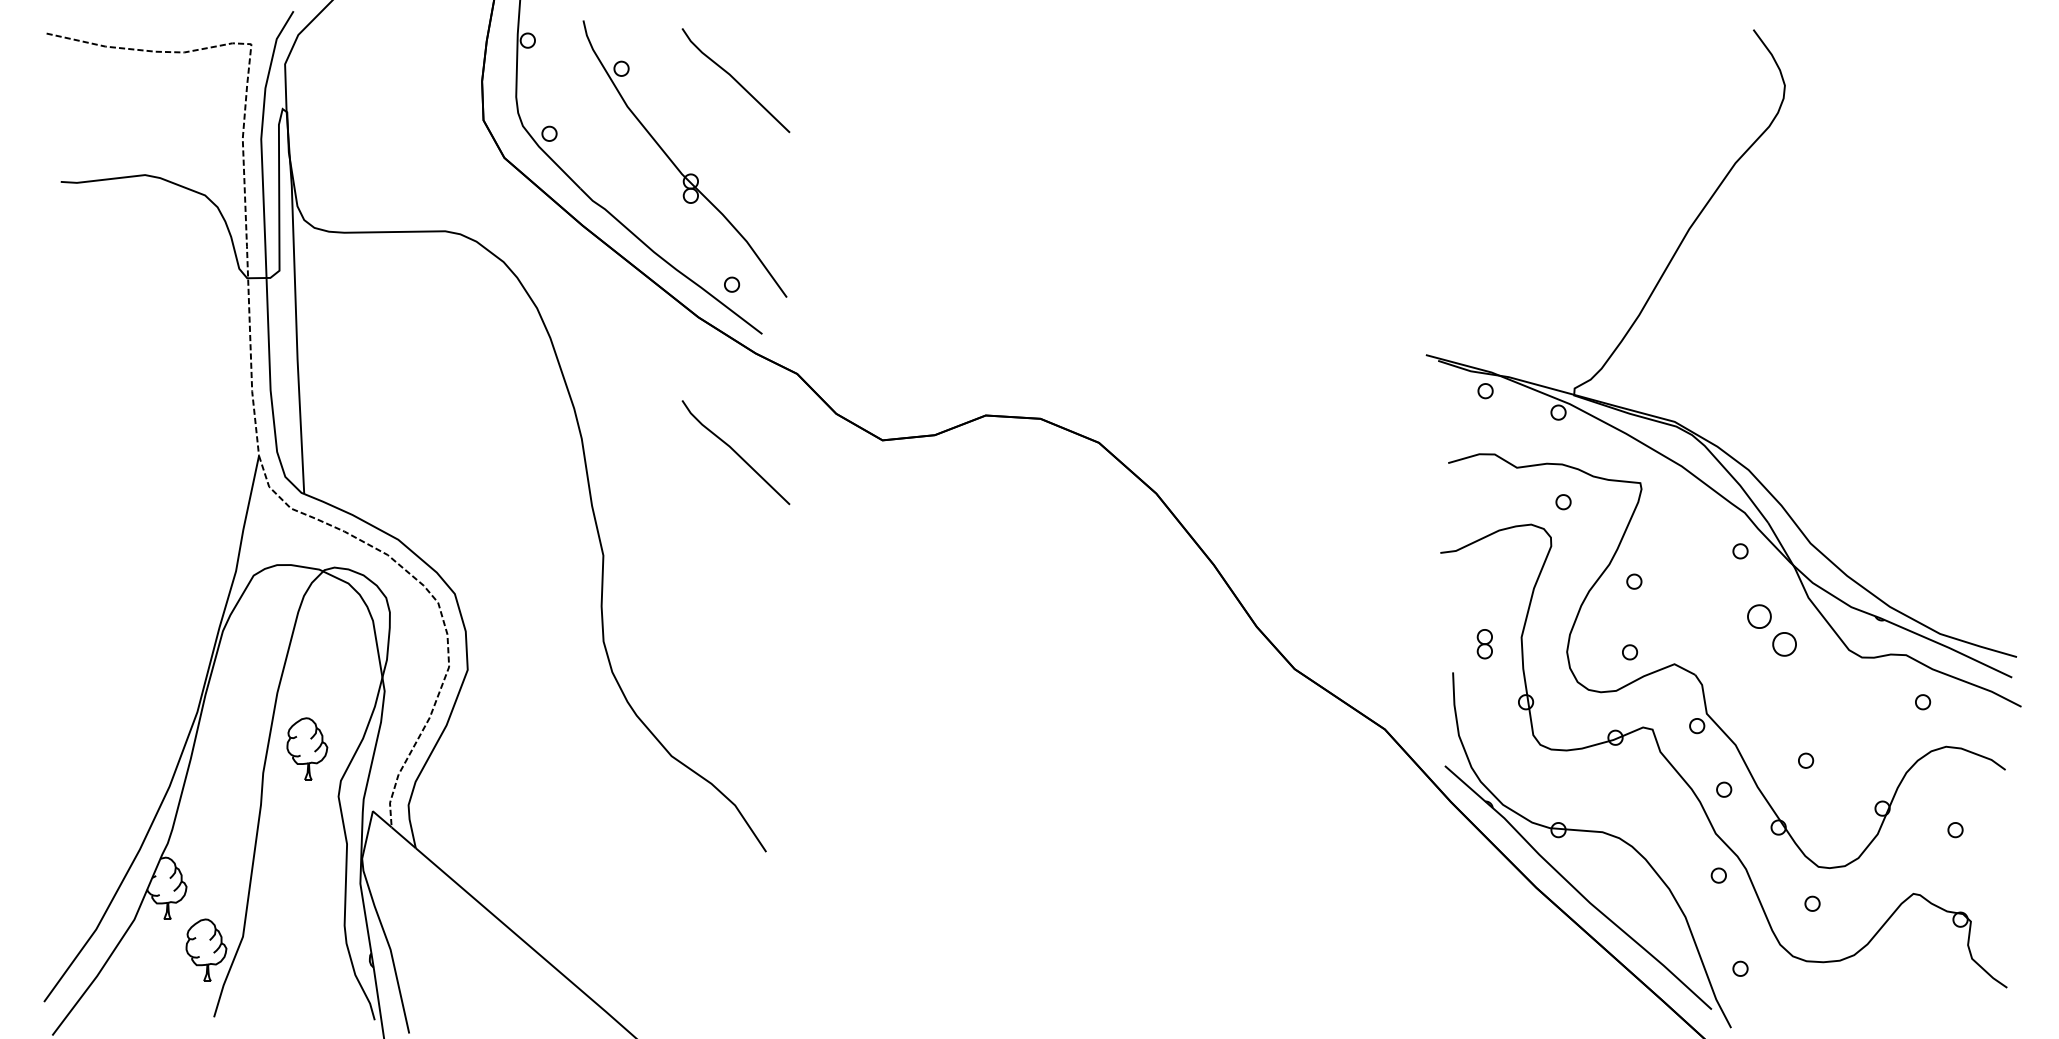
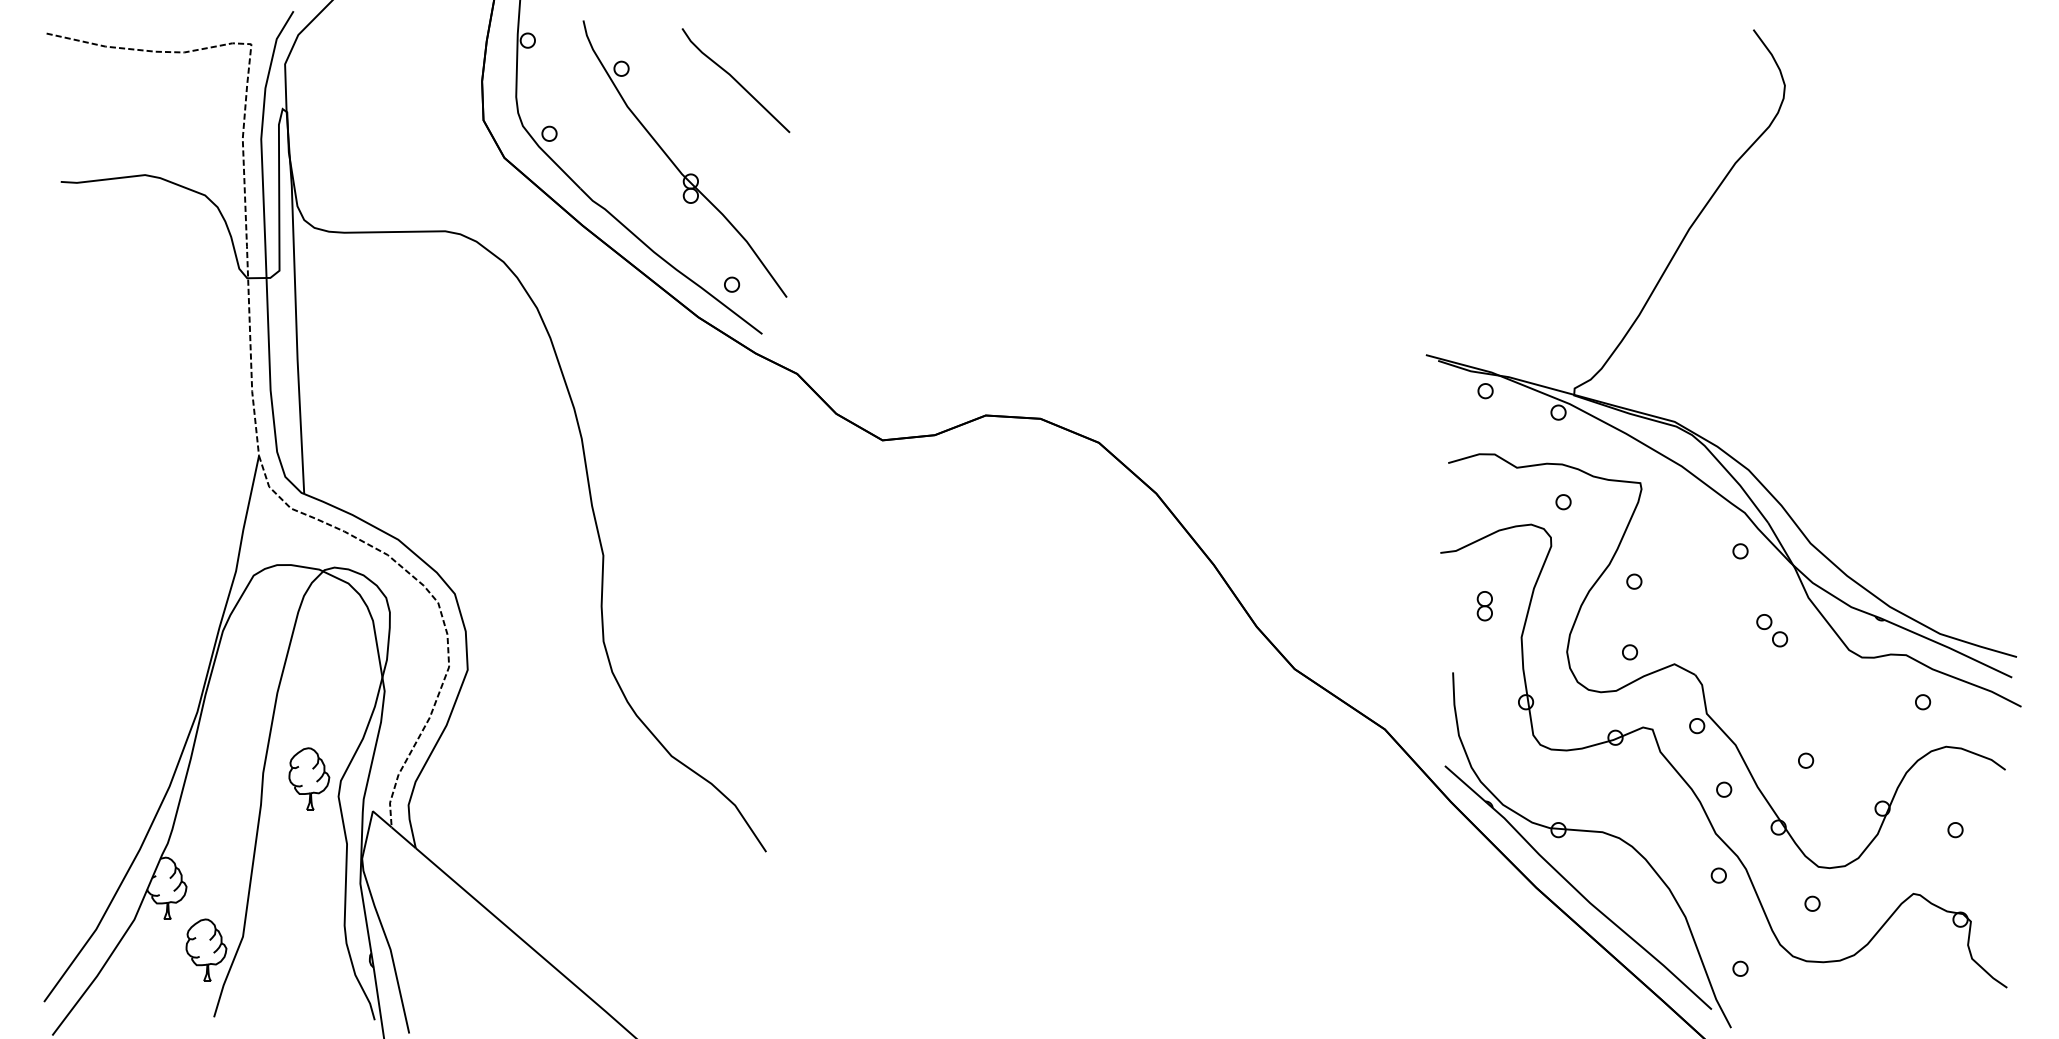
line: present -> none (735, 452)
part size: 50x53 px -> 33x34 px (1772, 630)
part position: (1484, 644) -> (1484, 606) (1484, 606)
part position: (307, 748) -> (309, 778) (309, 778)
